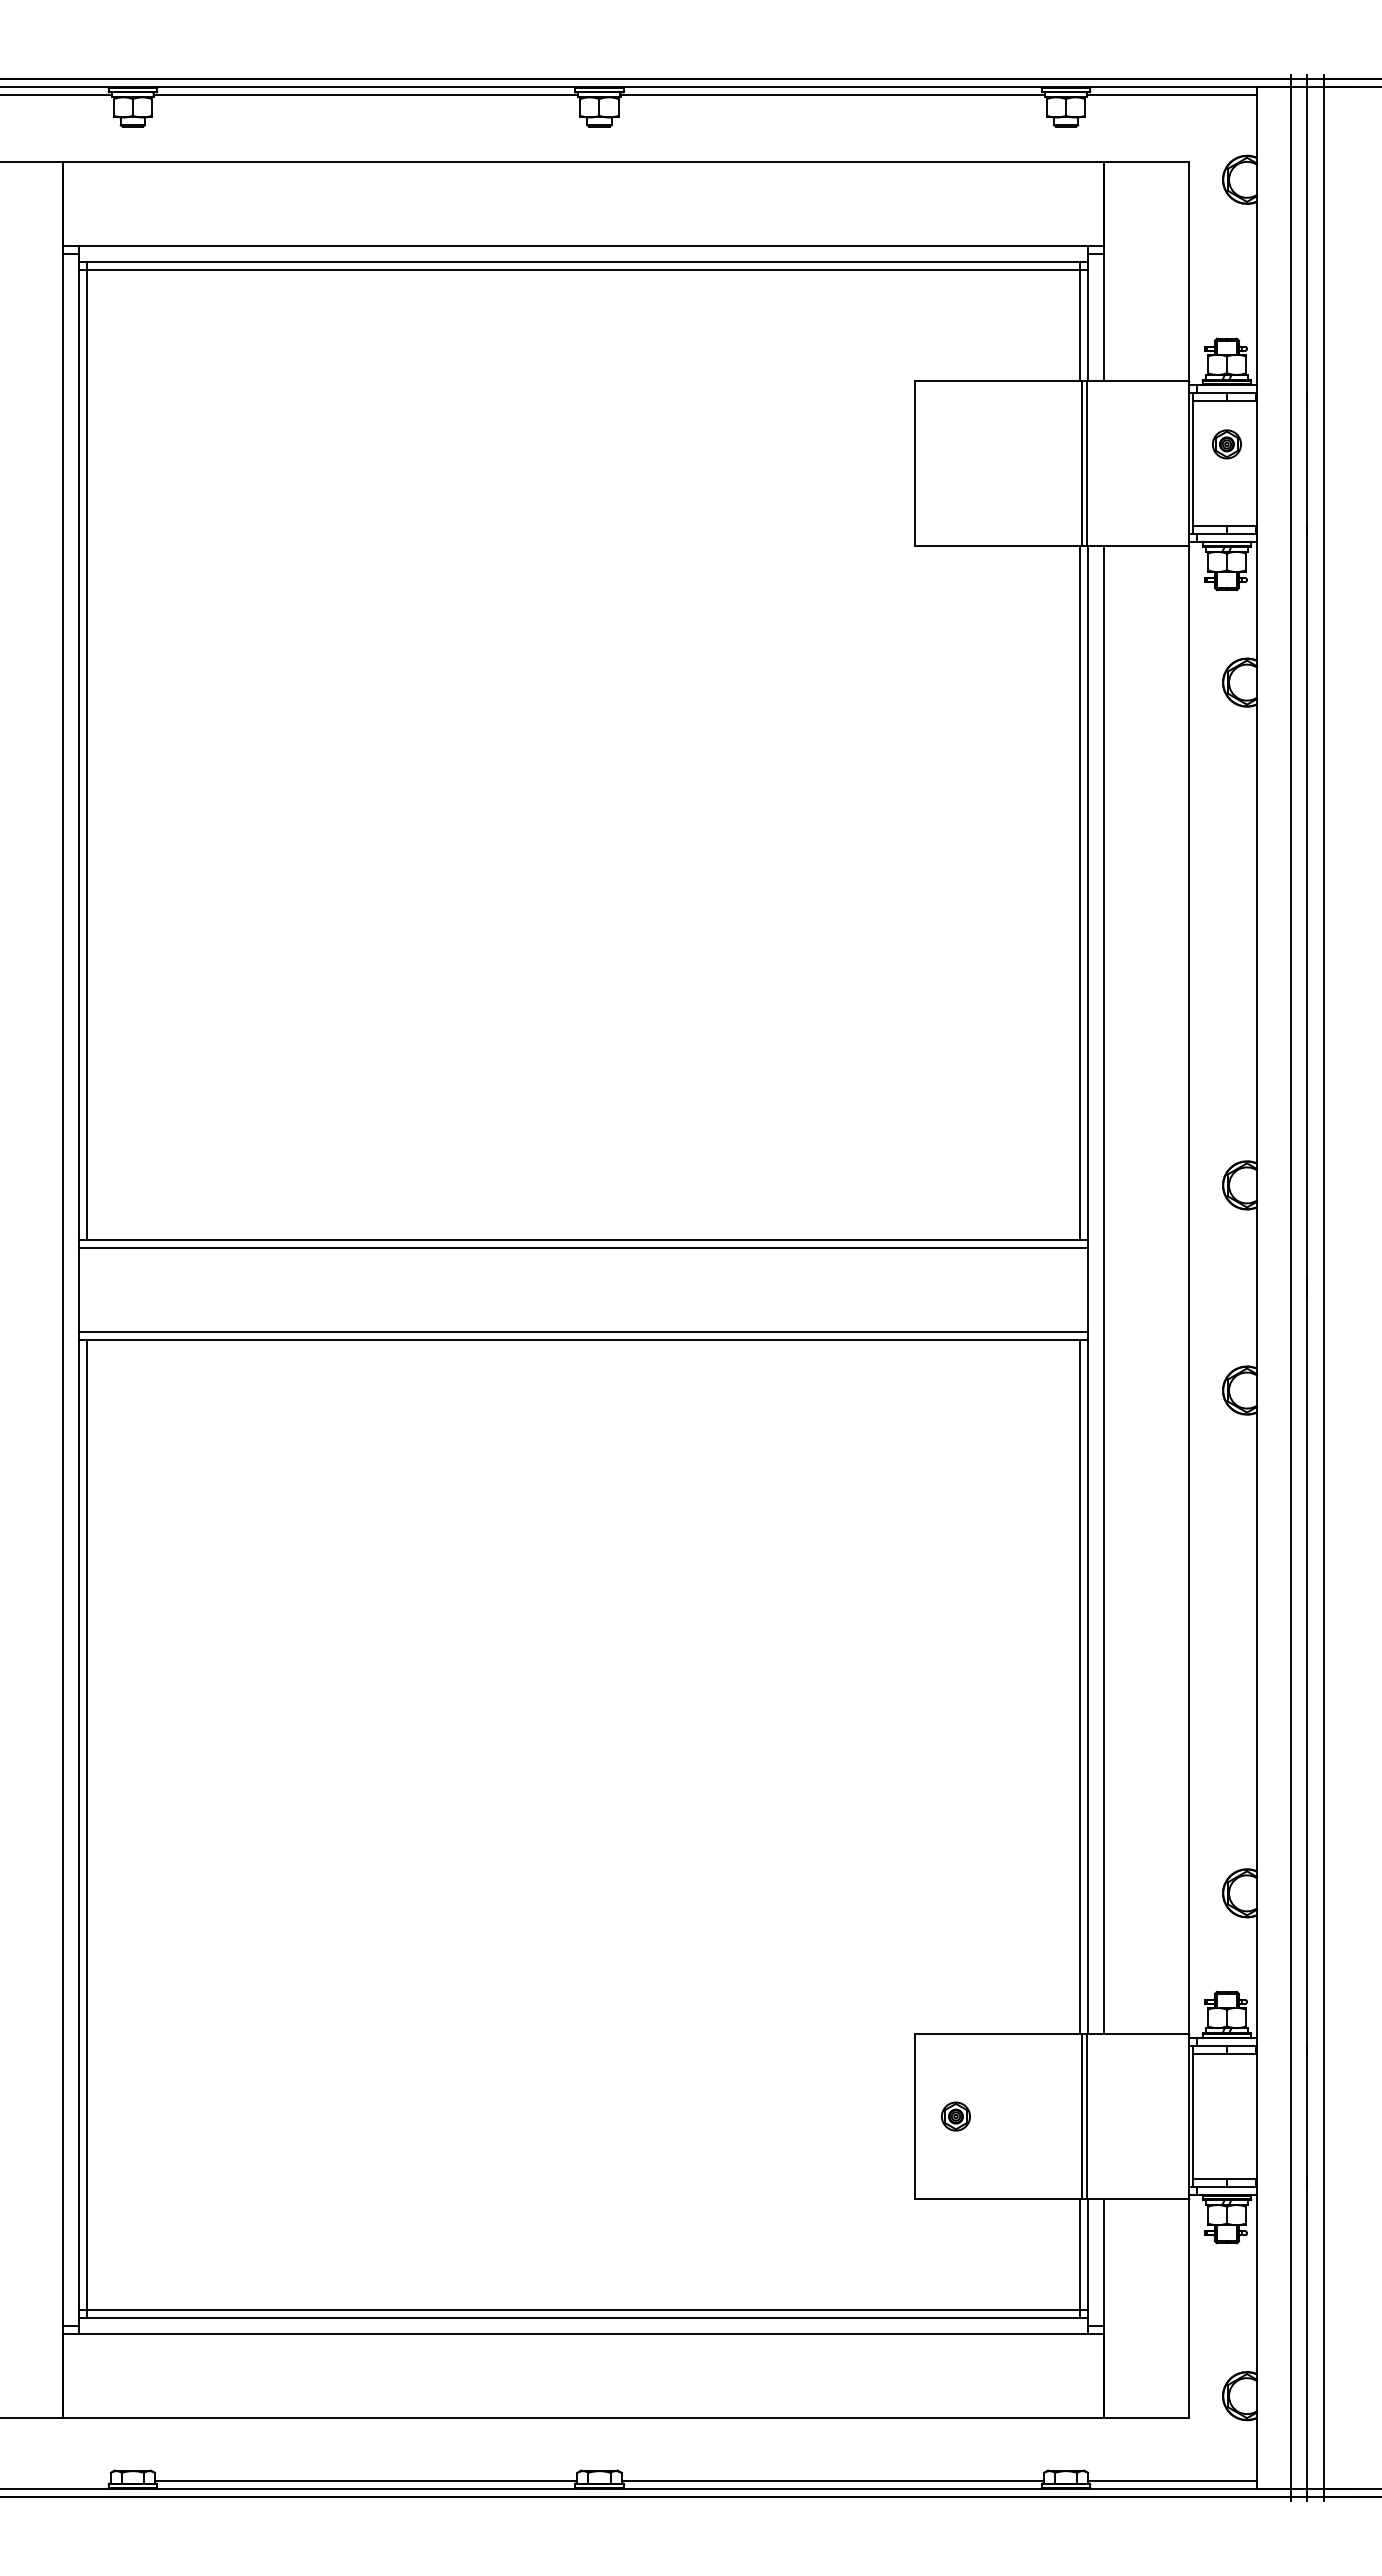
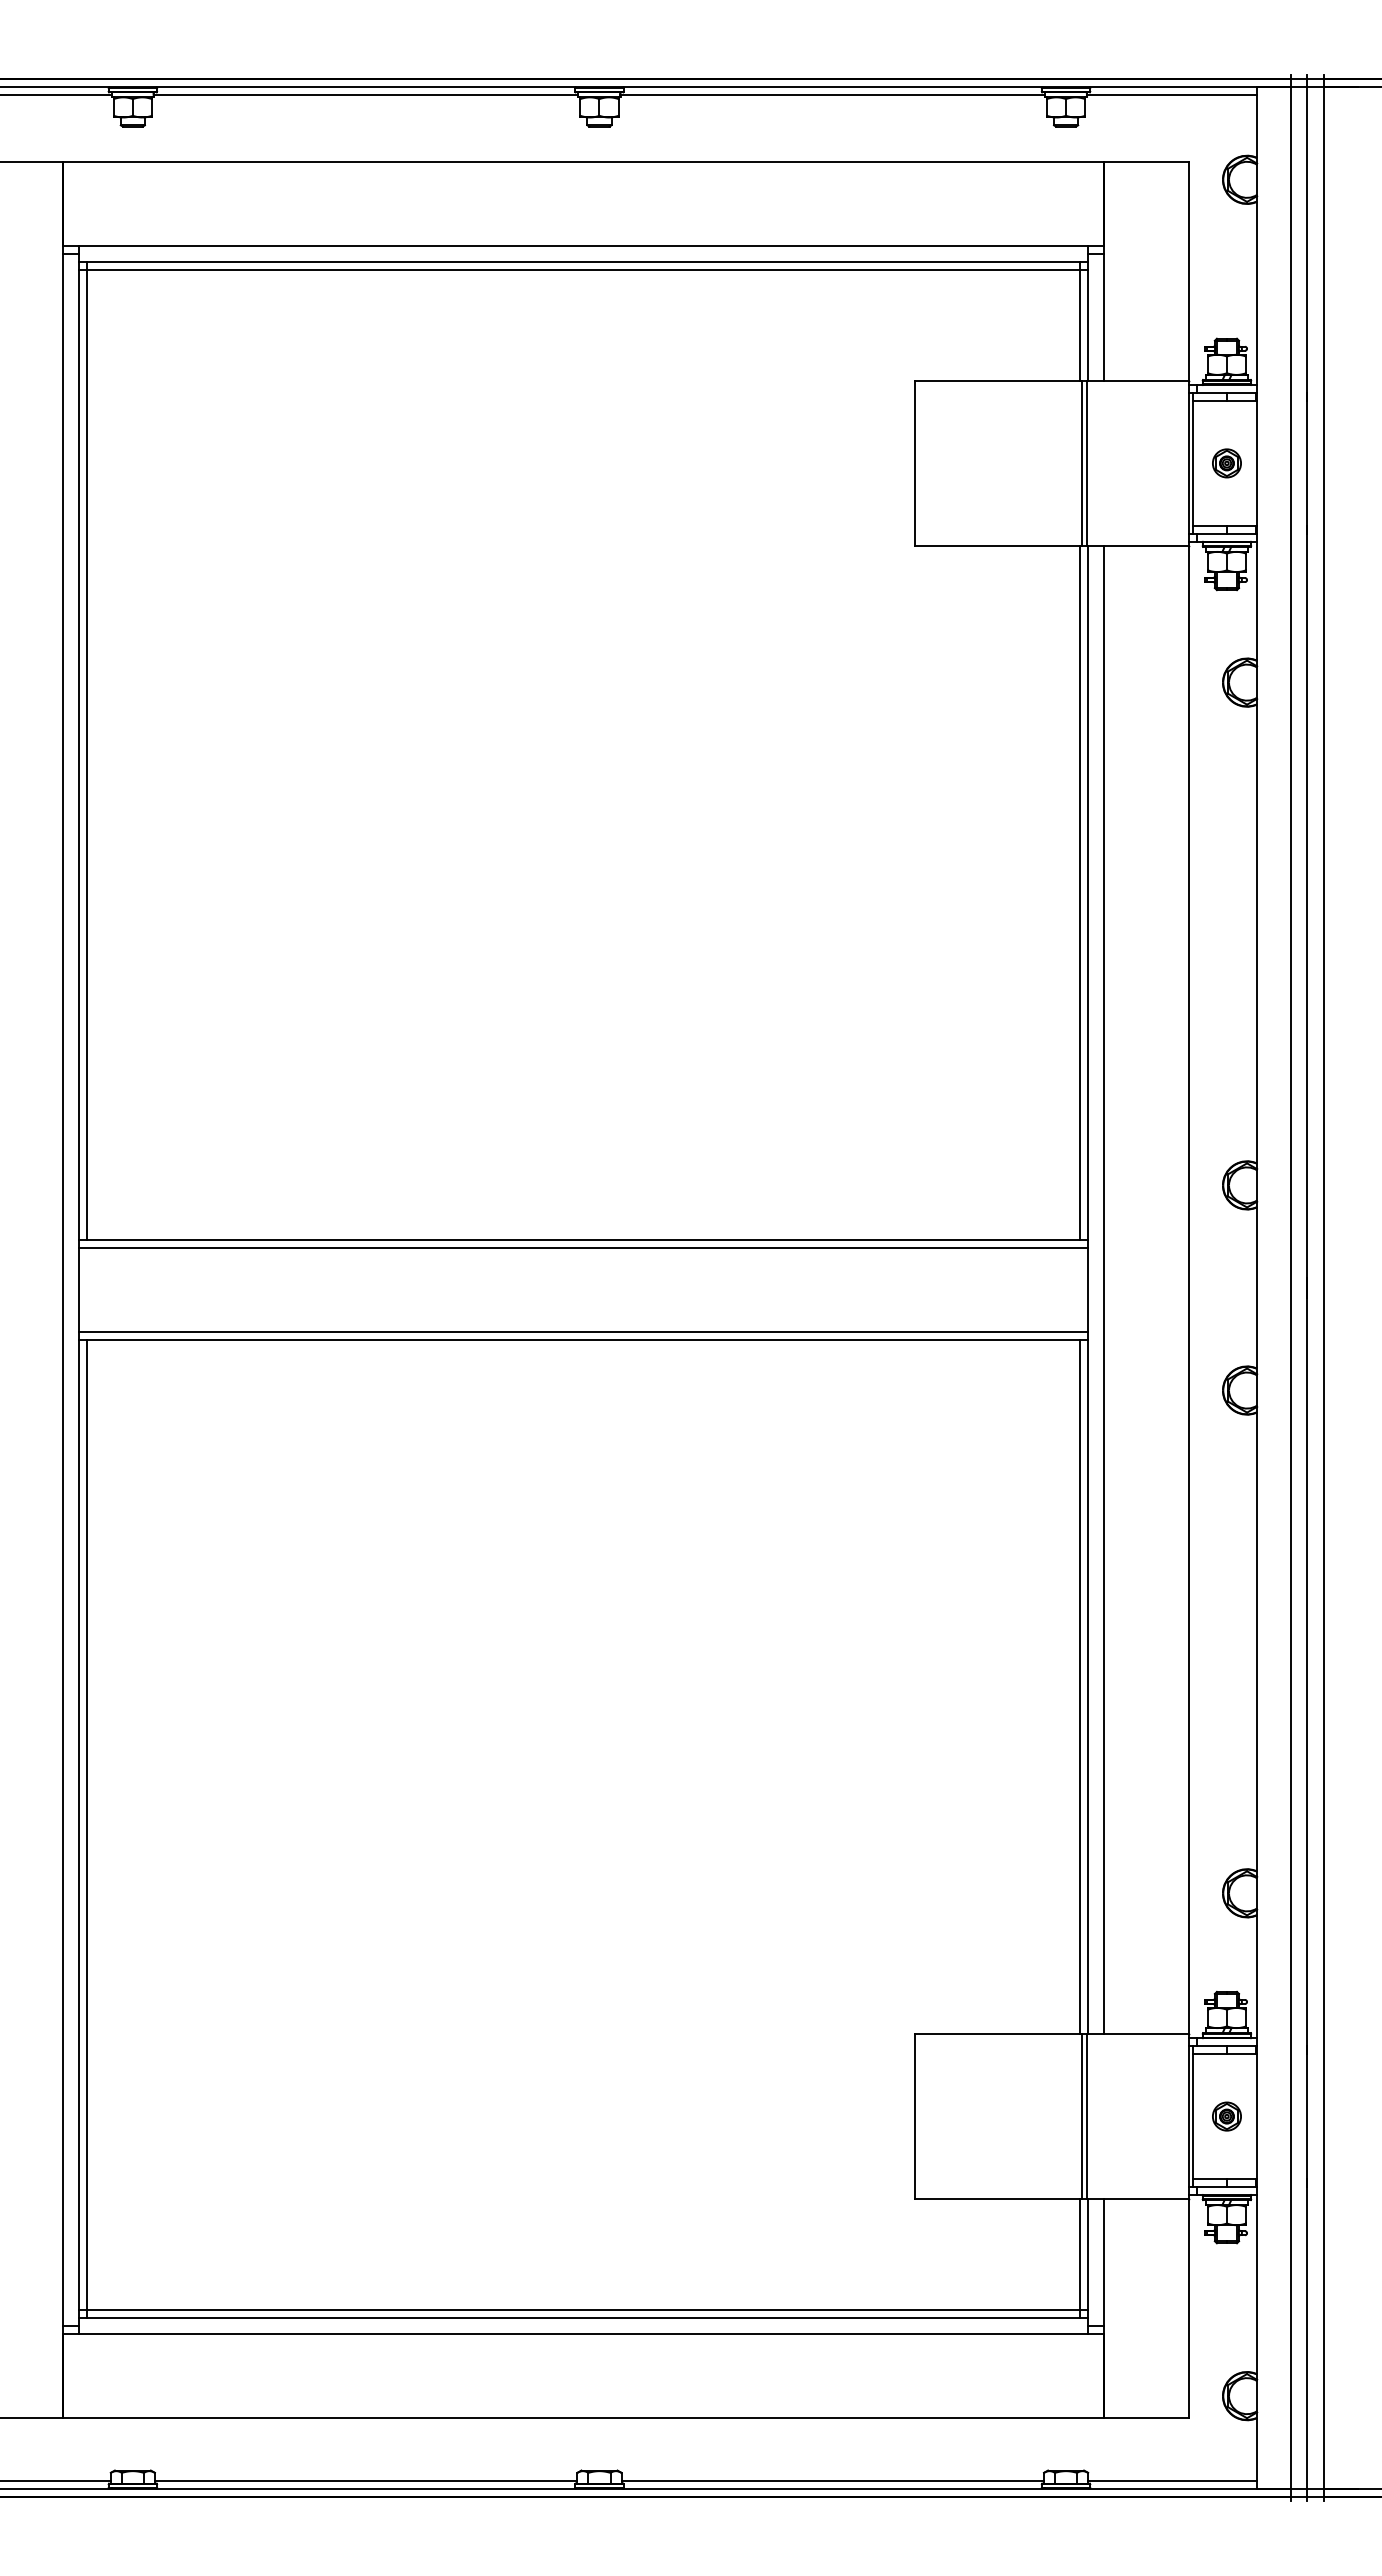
part position: (1226, 444) -> (1226, 463) (1226, 463)
part position: (955, 2116) -> (1226, 2116) (1226, 2116)
line: none -> present (56, 2480)
